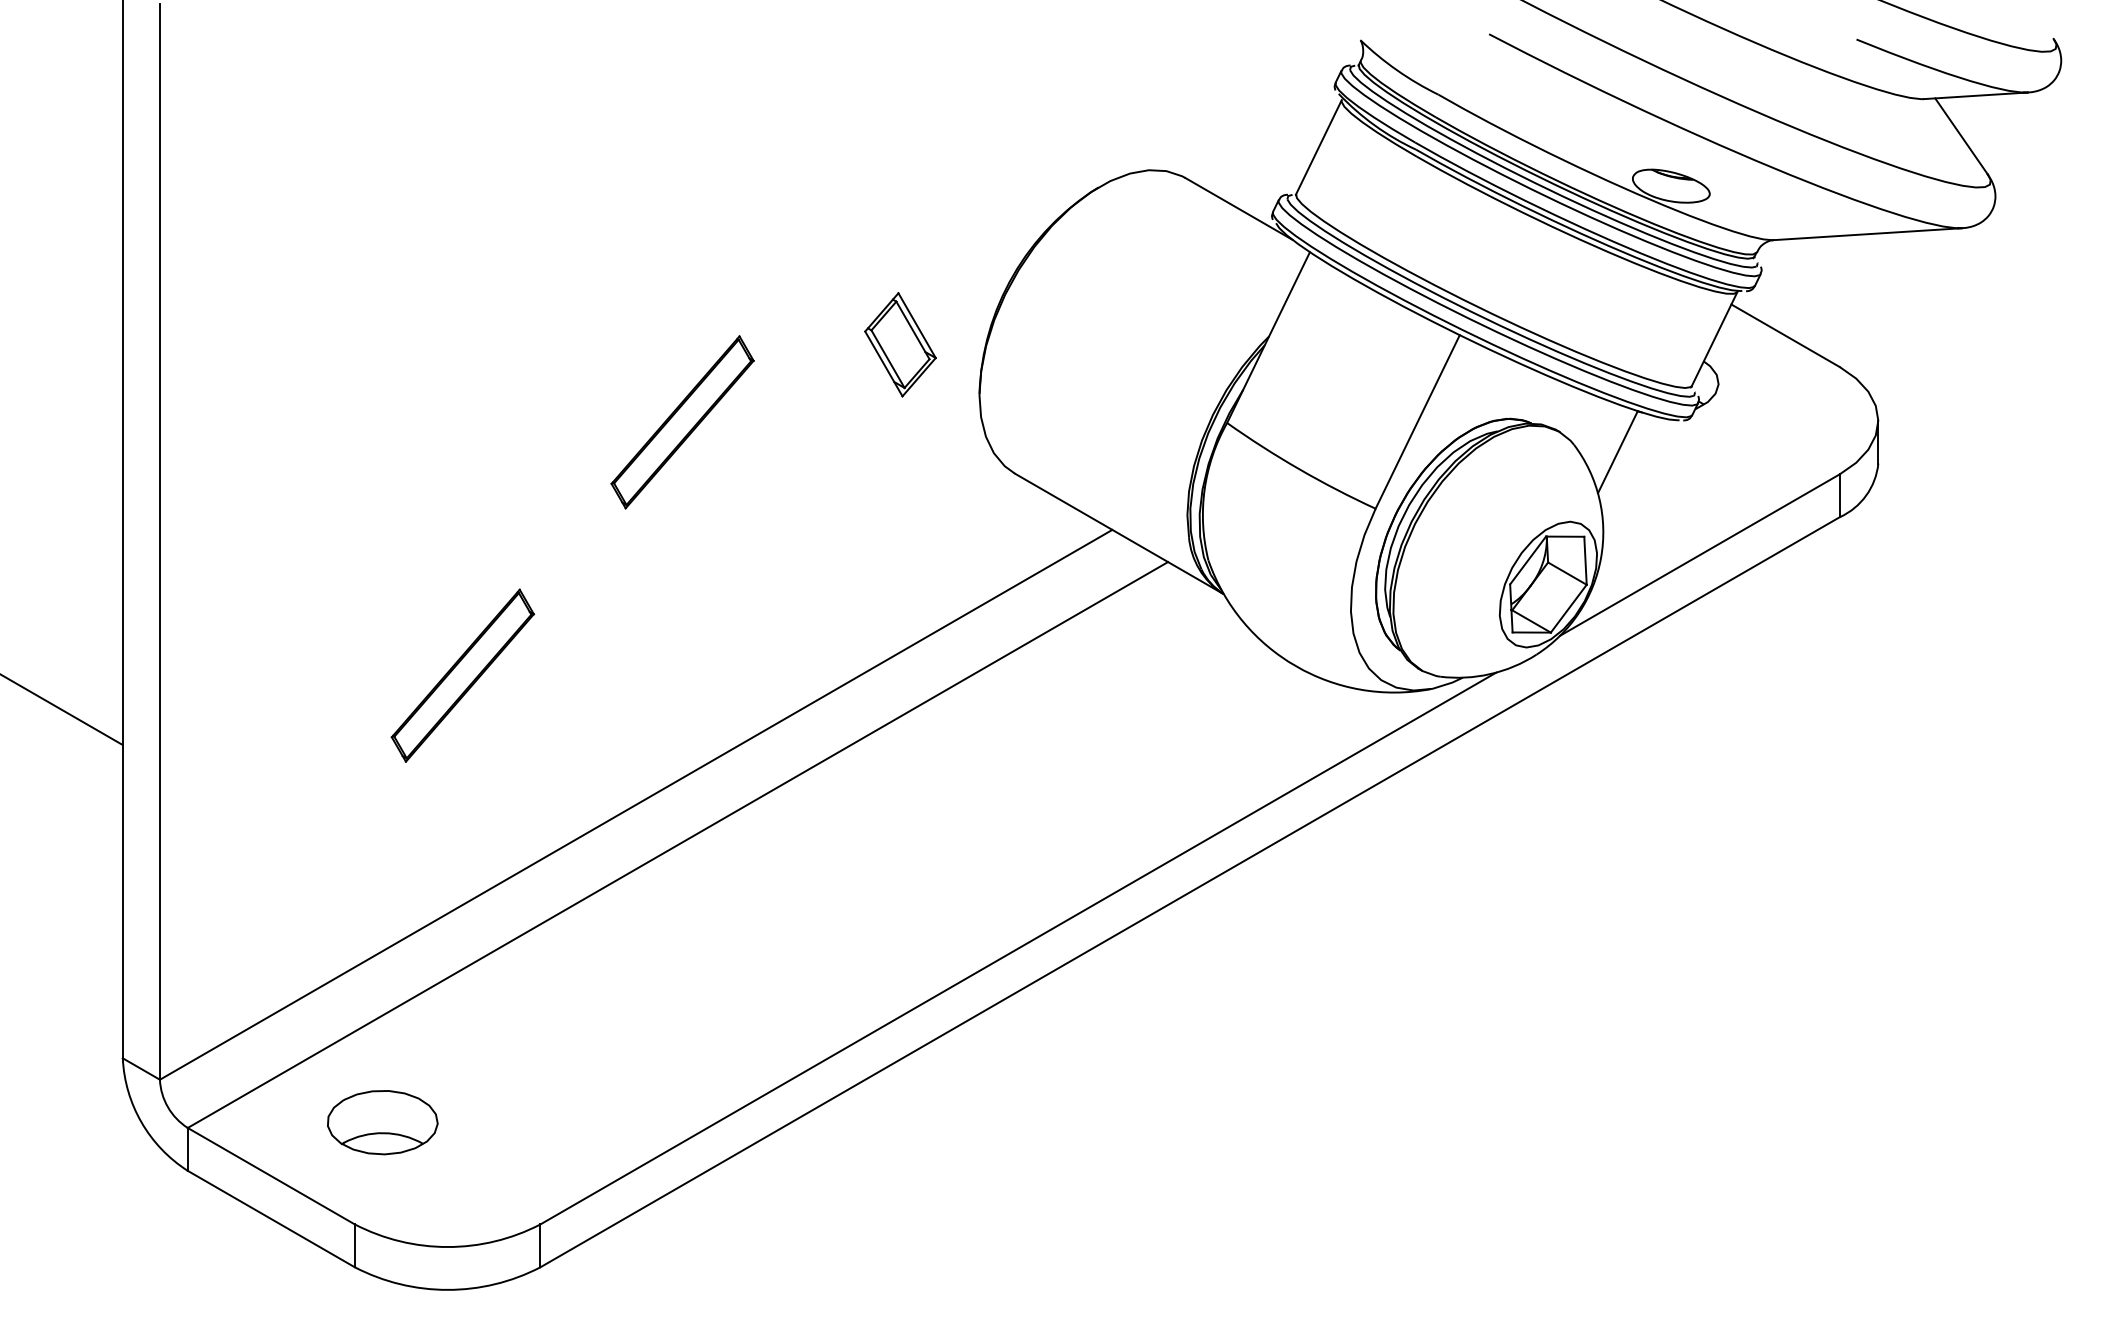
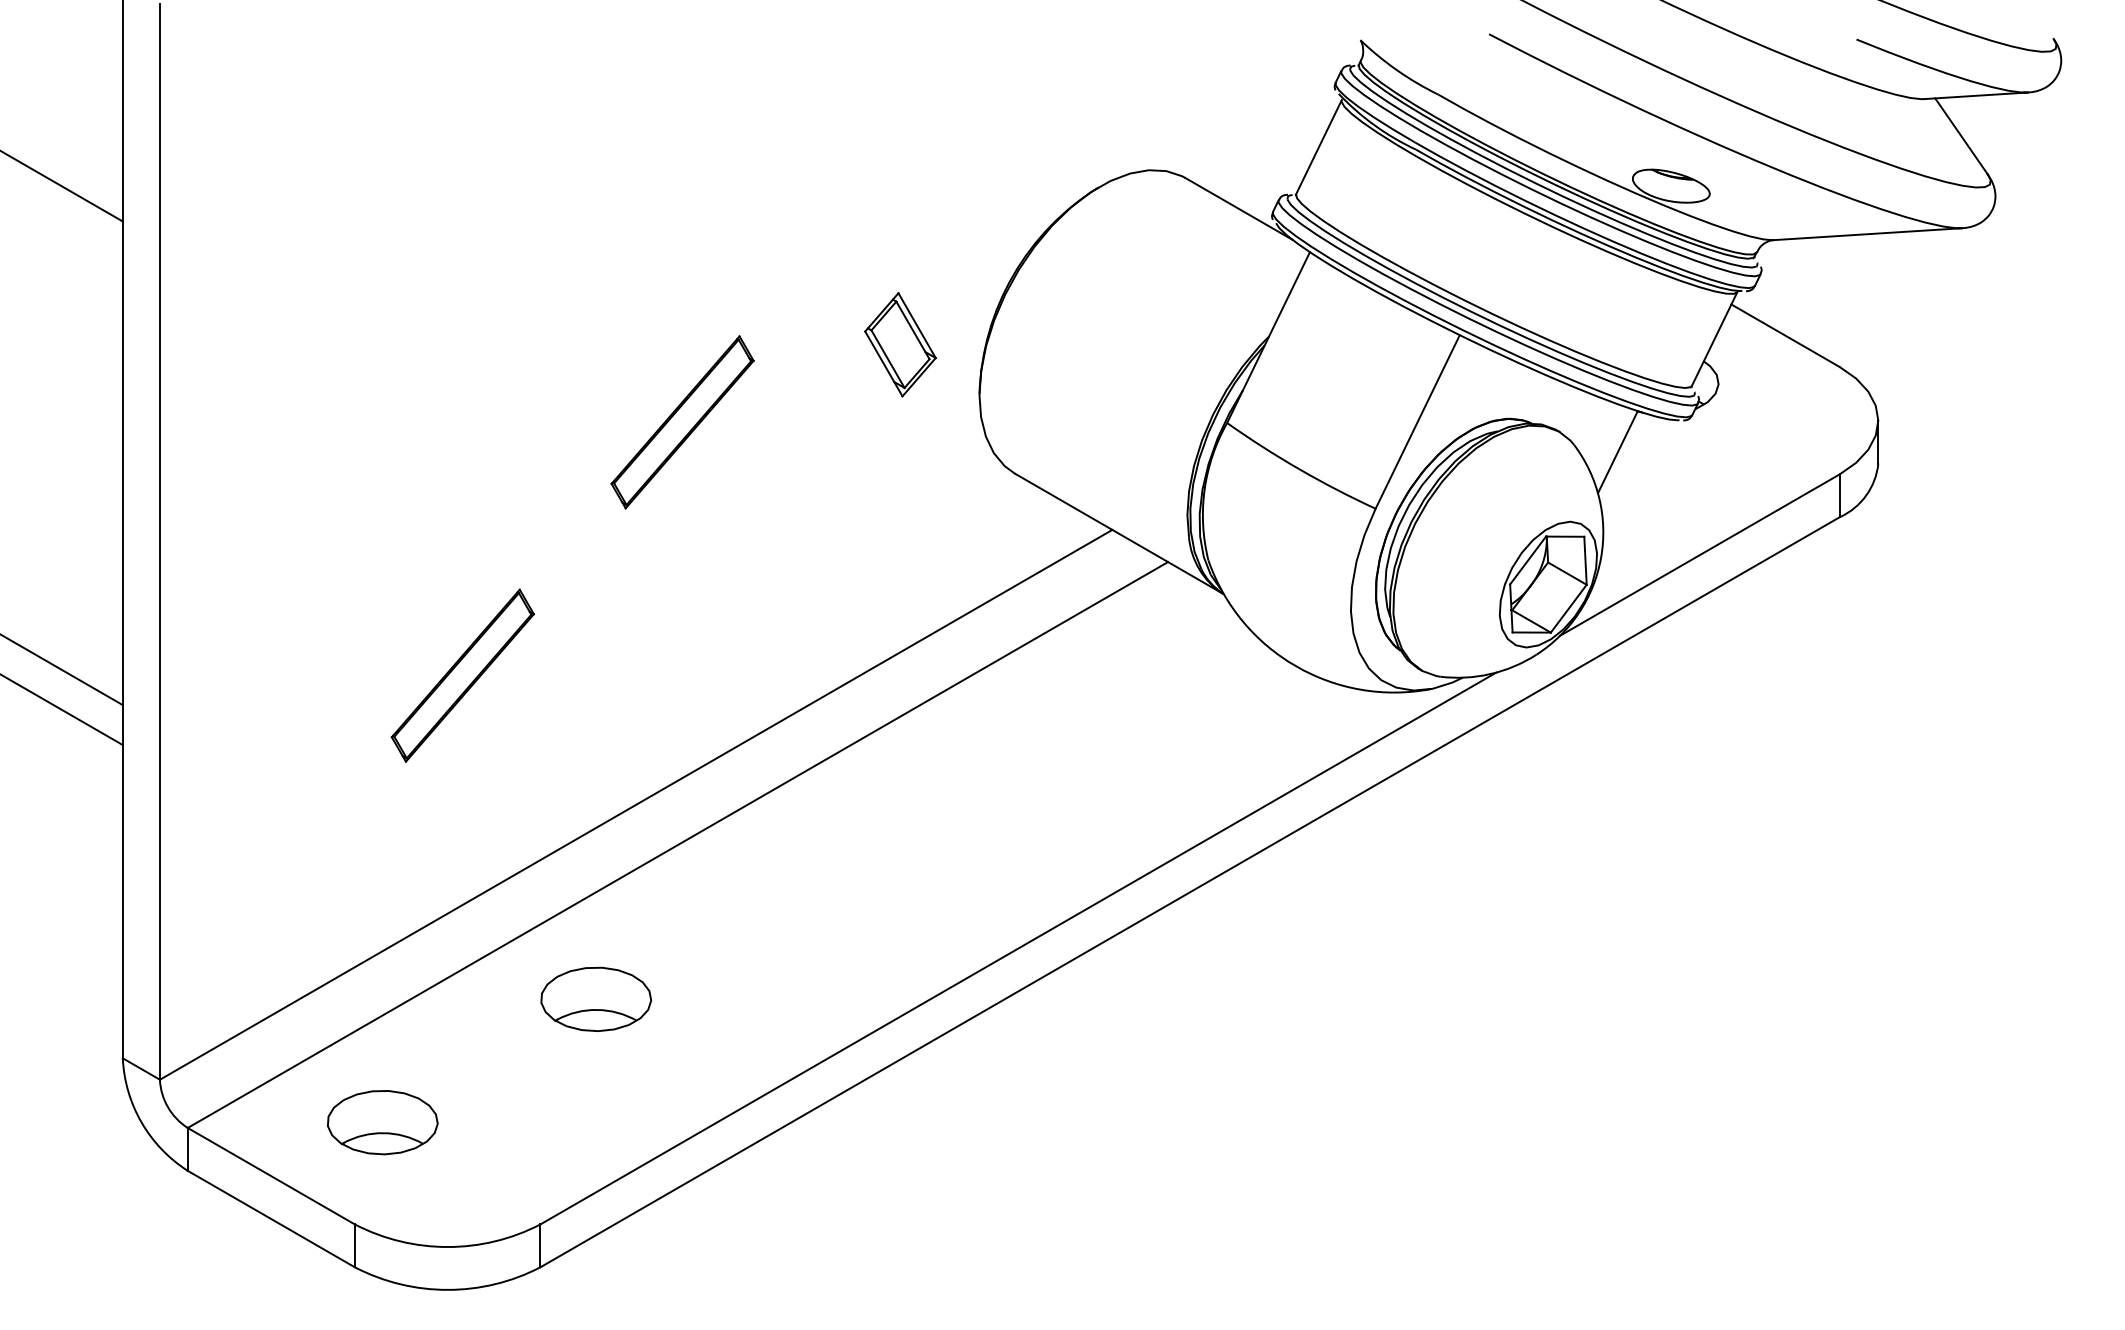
line: none -> present (62, 186)
line: none -> present (62, 670)
part: none -> present (596, 998)
